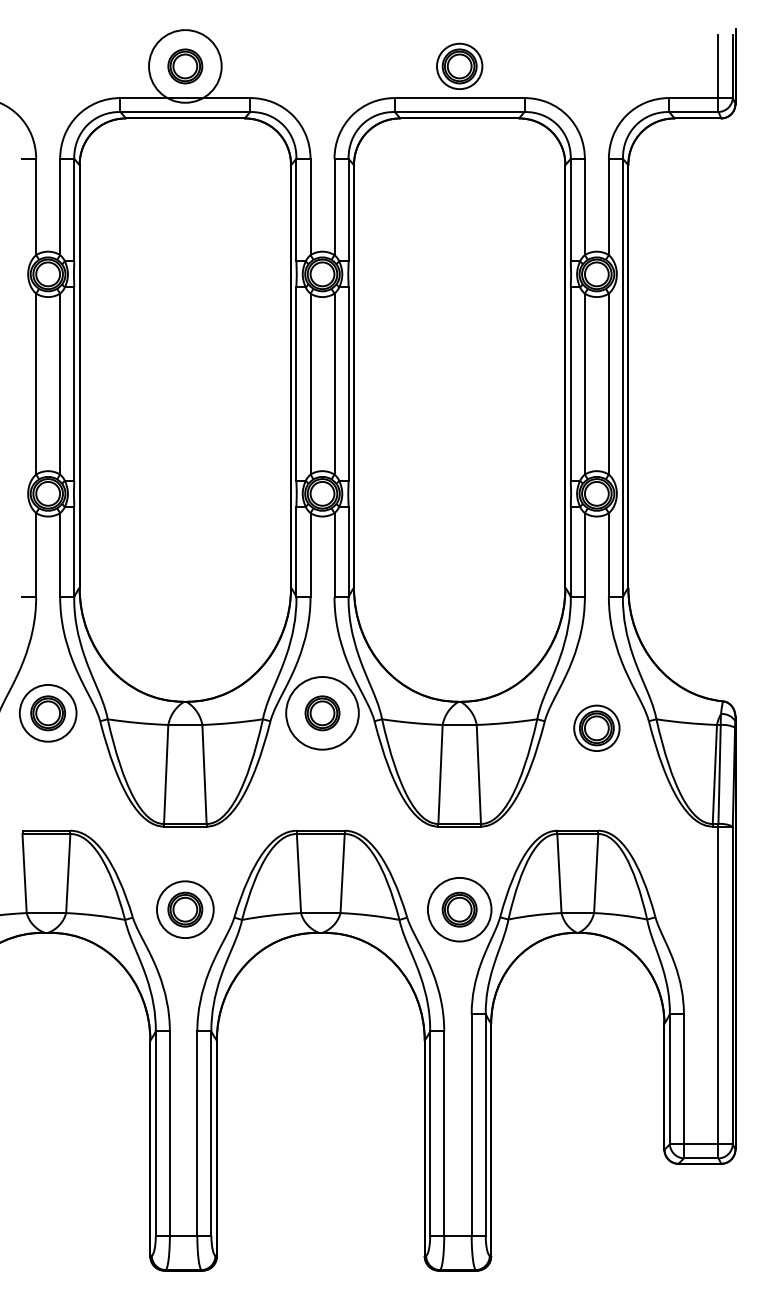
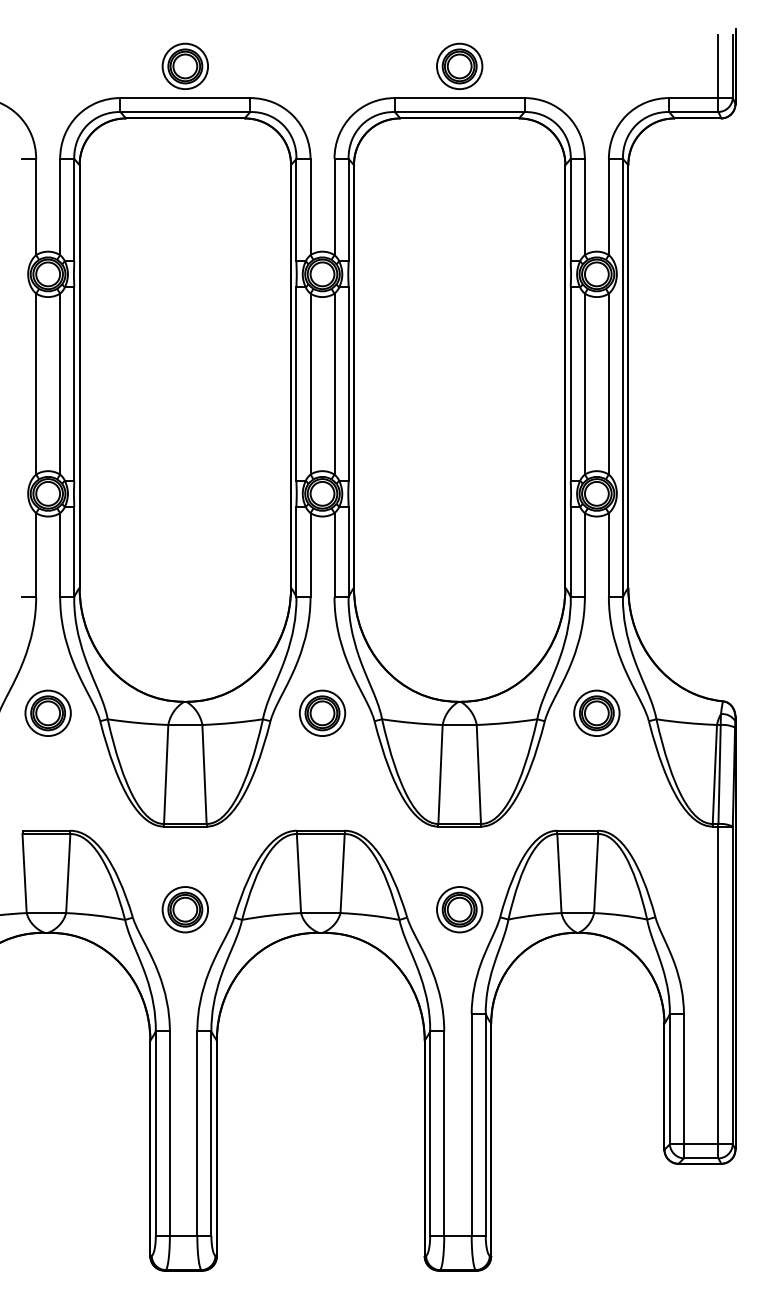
circle diameter: 73 px -> 45 px (185, 66)
circle diameter: 57 px -> 45 px (47, 713)
circle diameter: 73 px -> 45 px (322, 713)
part position: (596, 727) -> (596, 712) (596, 712)
circle diameter: 57 px -> 45 px (185, 909)
circle diameter: 64 px -> 45 px (459, 909)
